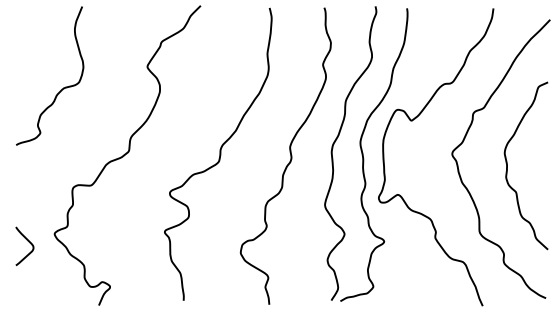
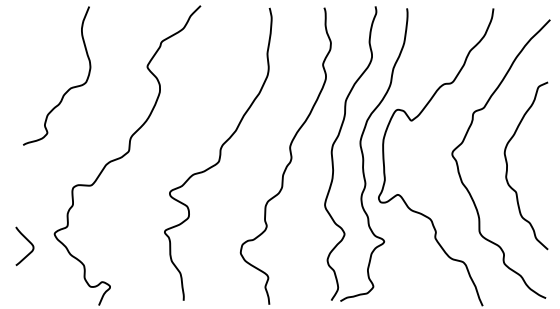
curve position: (63, 87) -> (70, 87) (70, 87)
